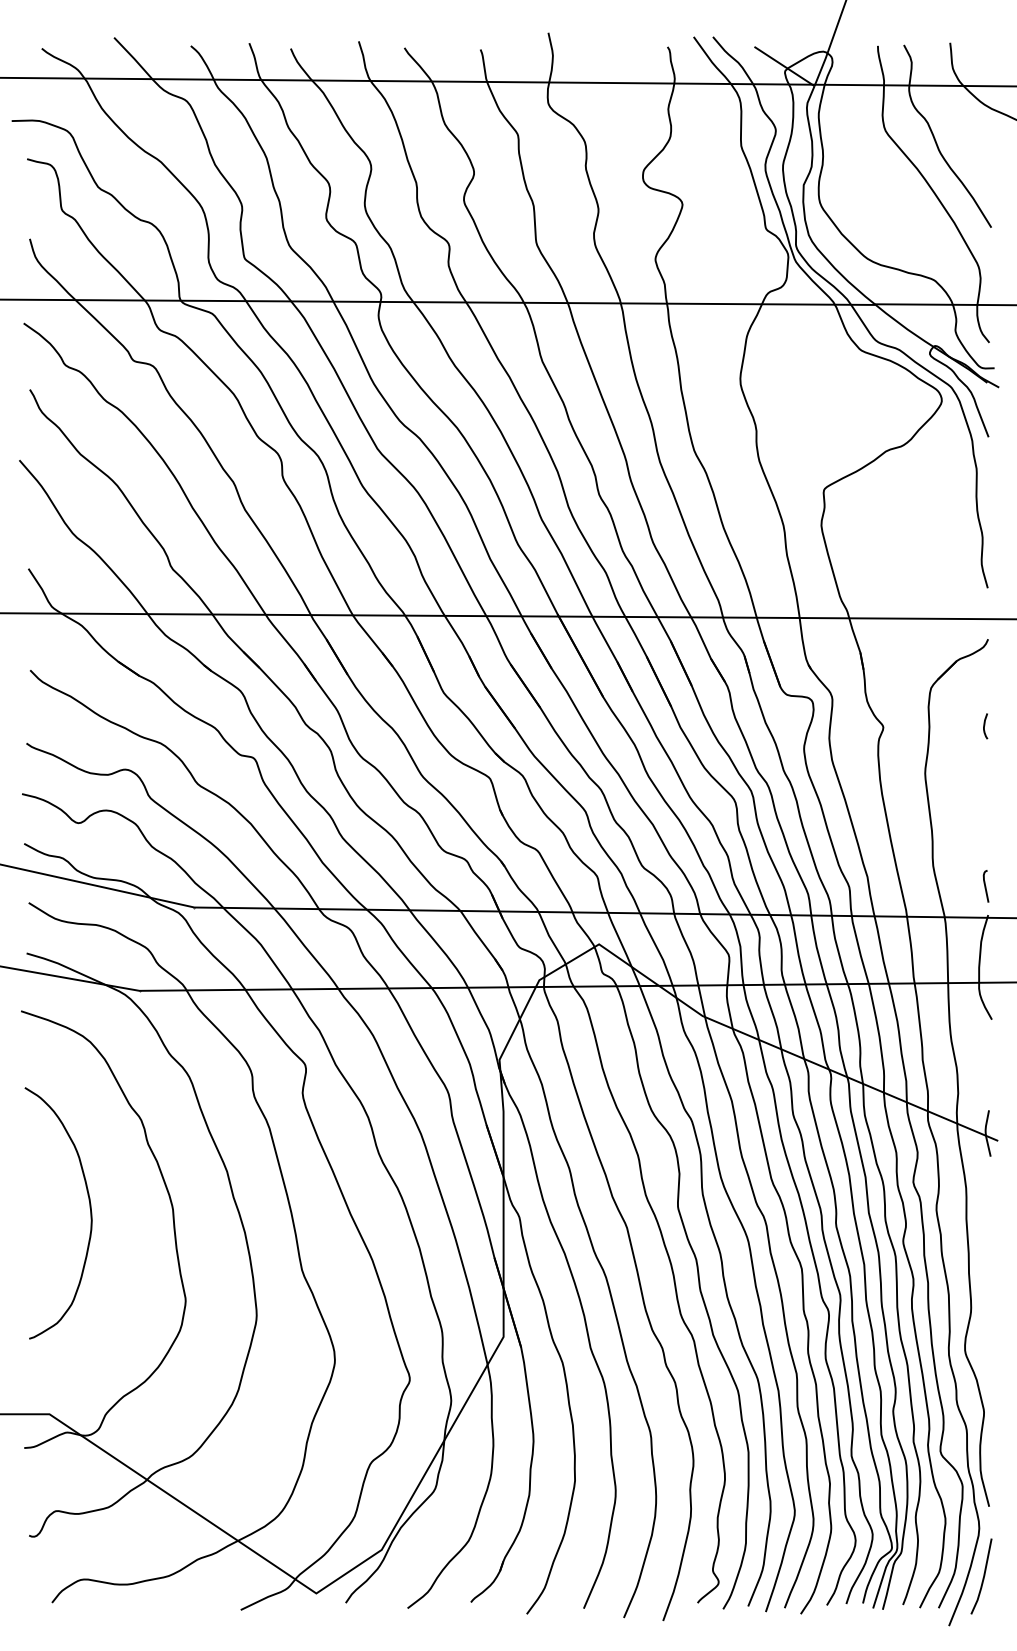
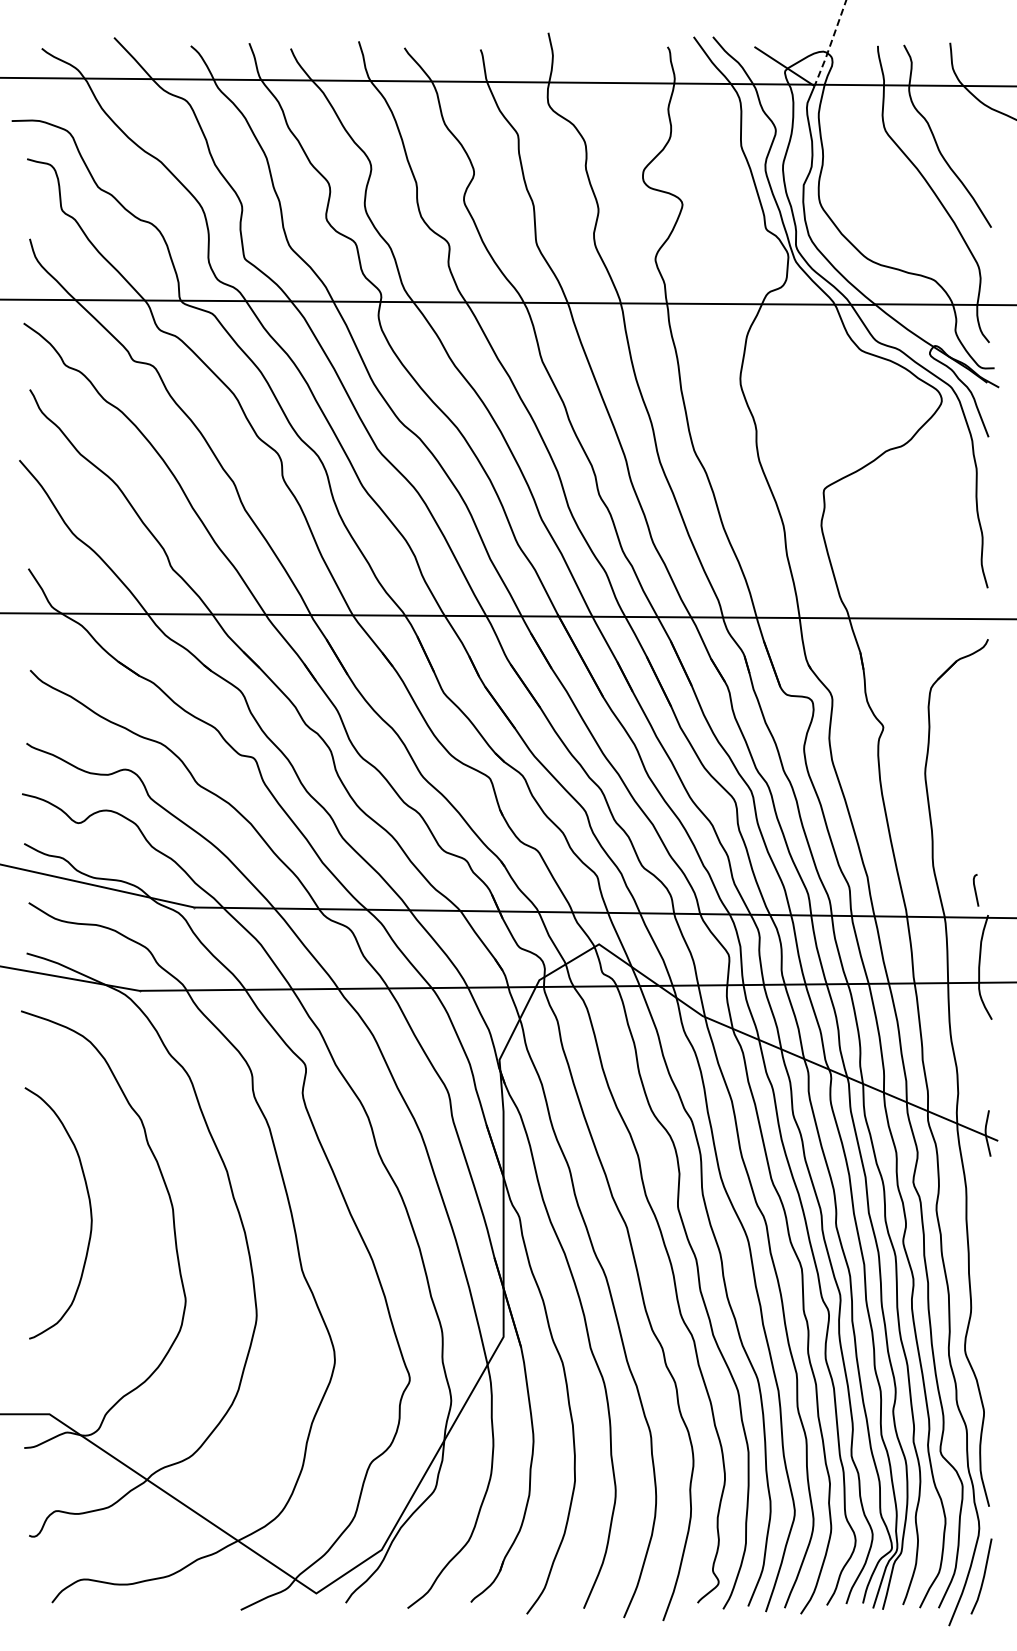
line: solid -> dashed (830, 44)
curve: present -> none (985, 725)
curve position: (985, 886) -> (975, 890) (975, 890)
